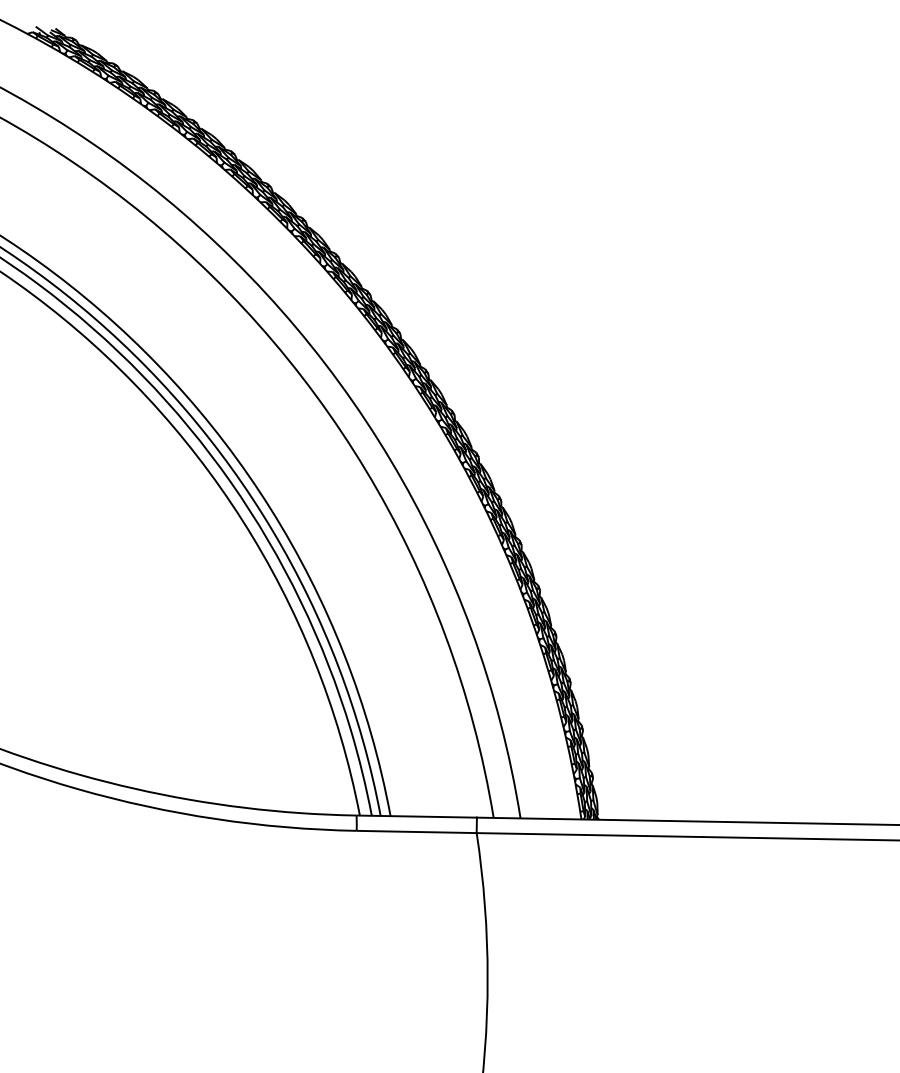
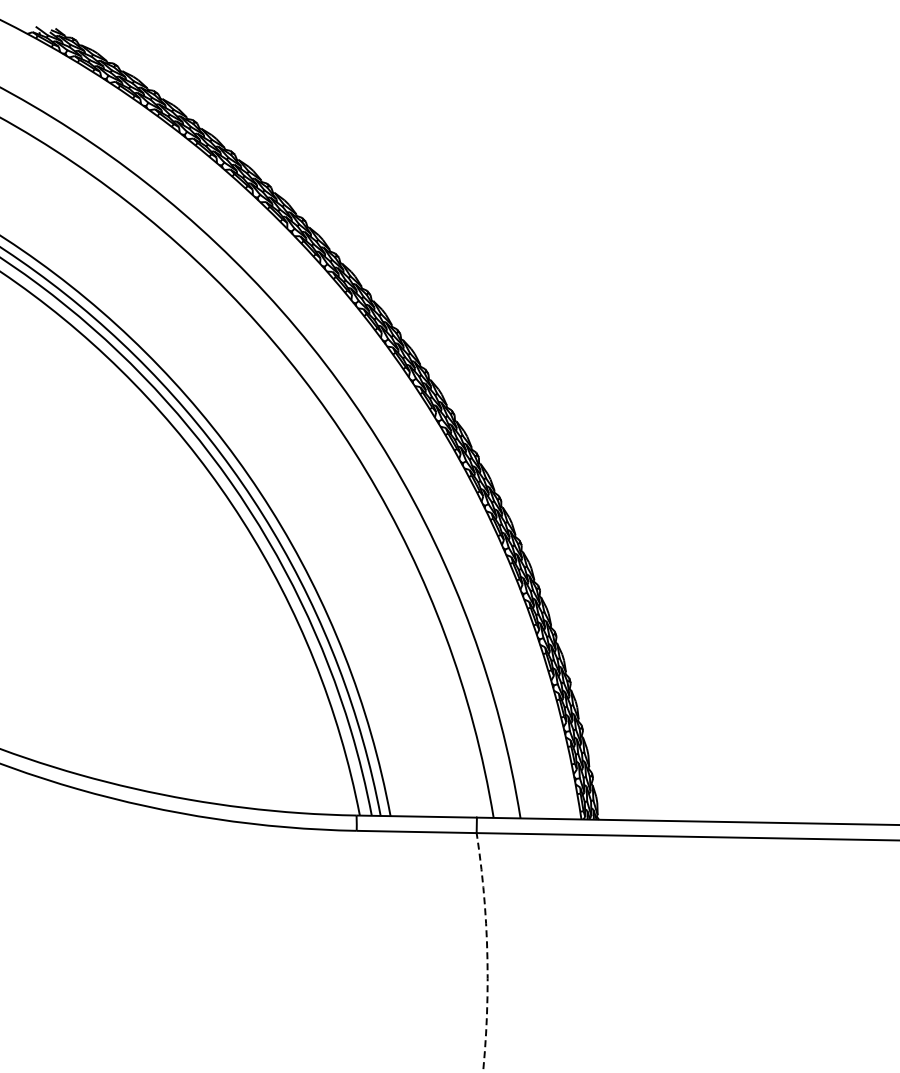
arc: solid -> dashed (487, 952)
